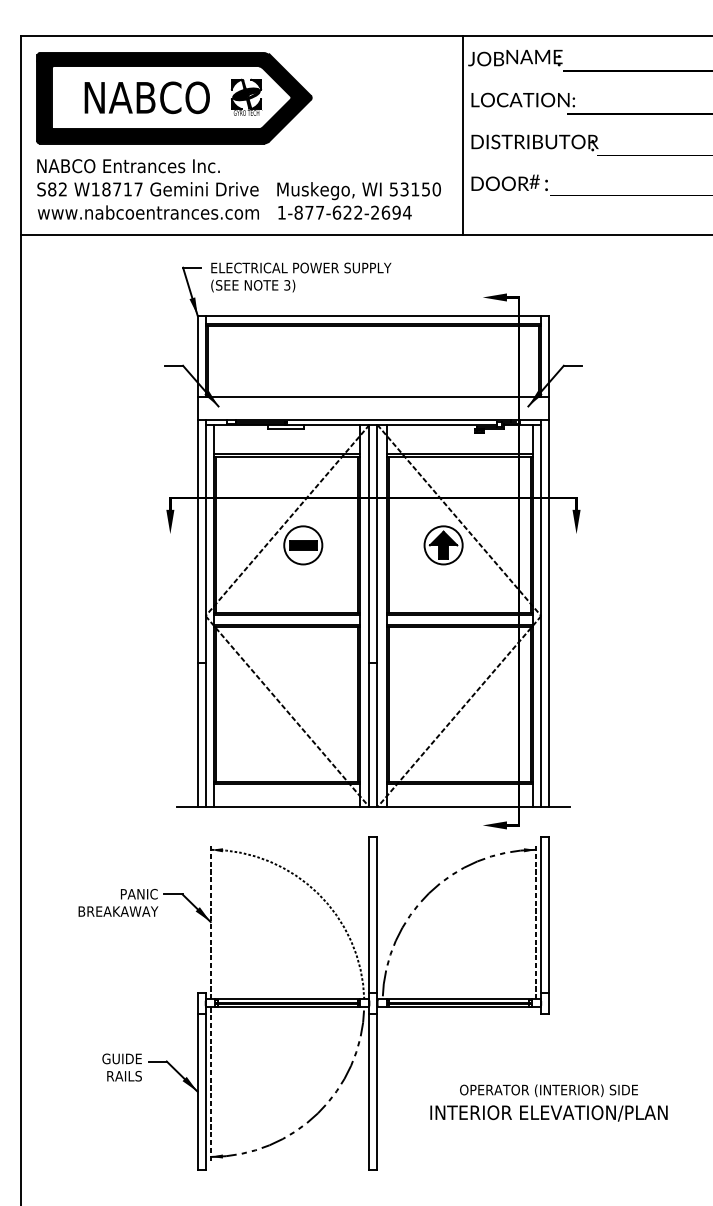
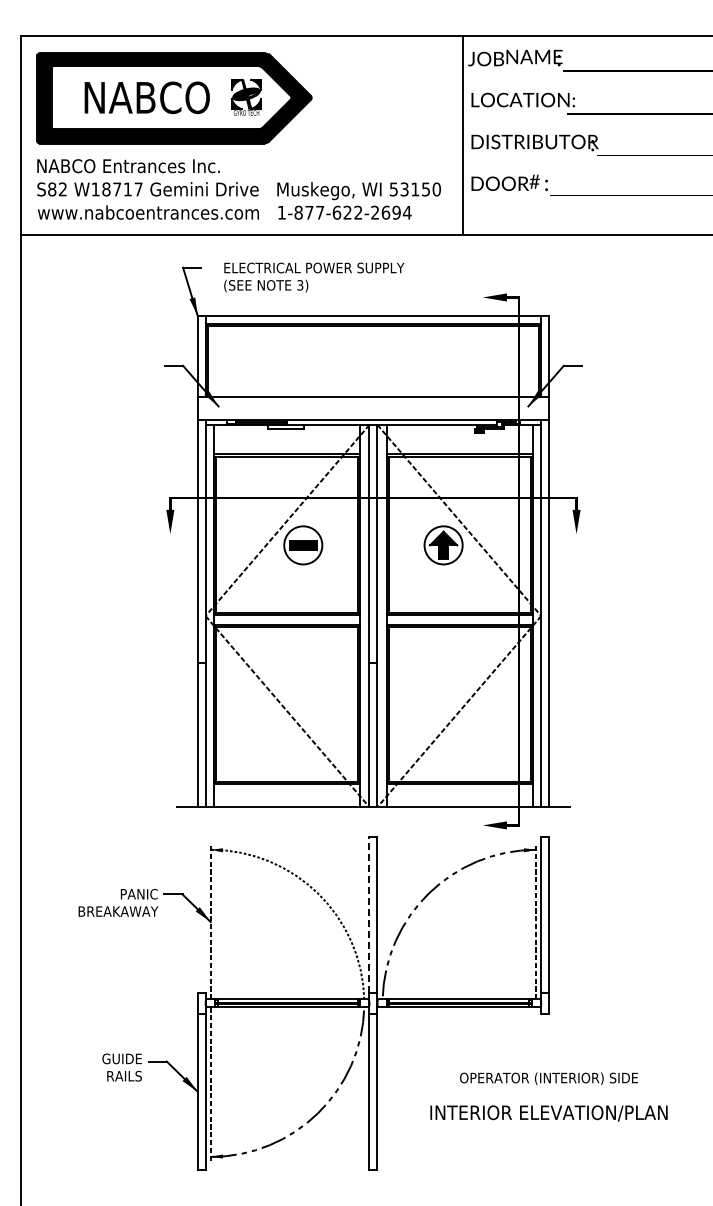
text position: (301, 277) -> (314, 277) (314, 277)
line: solid -> dashed (369, 914)
text position: (548, 1090) -> (548, 1078) (548, 1078)
